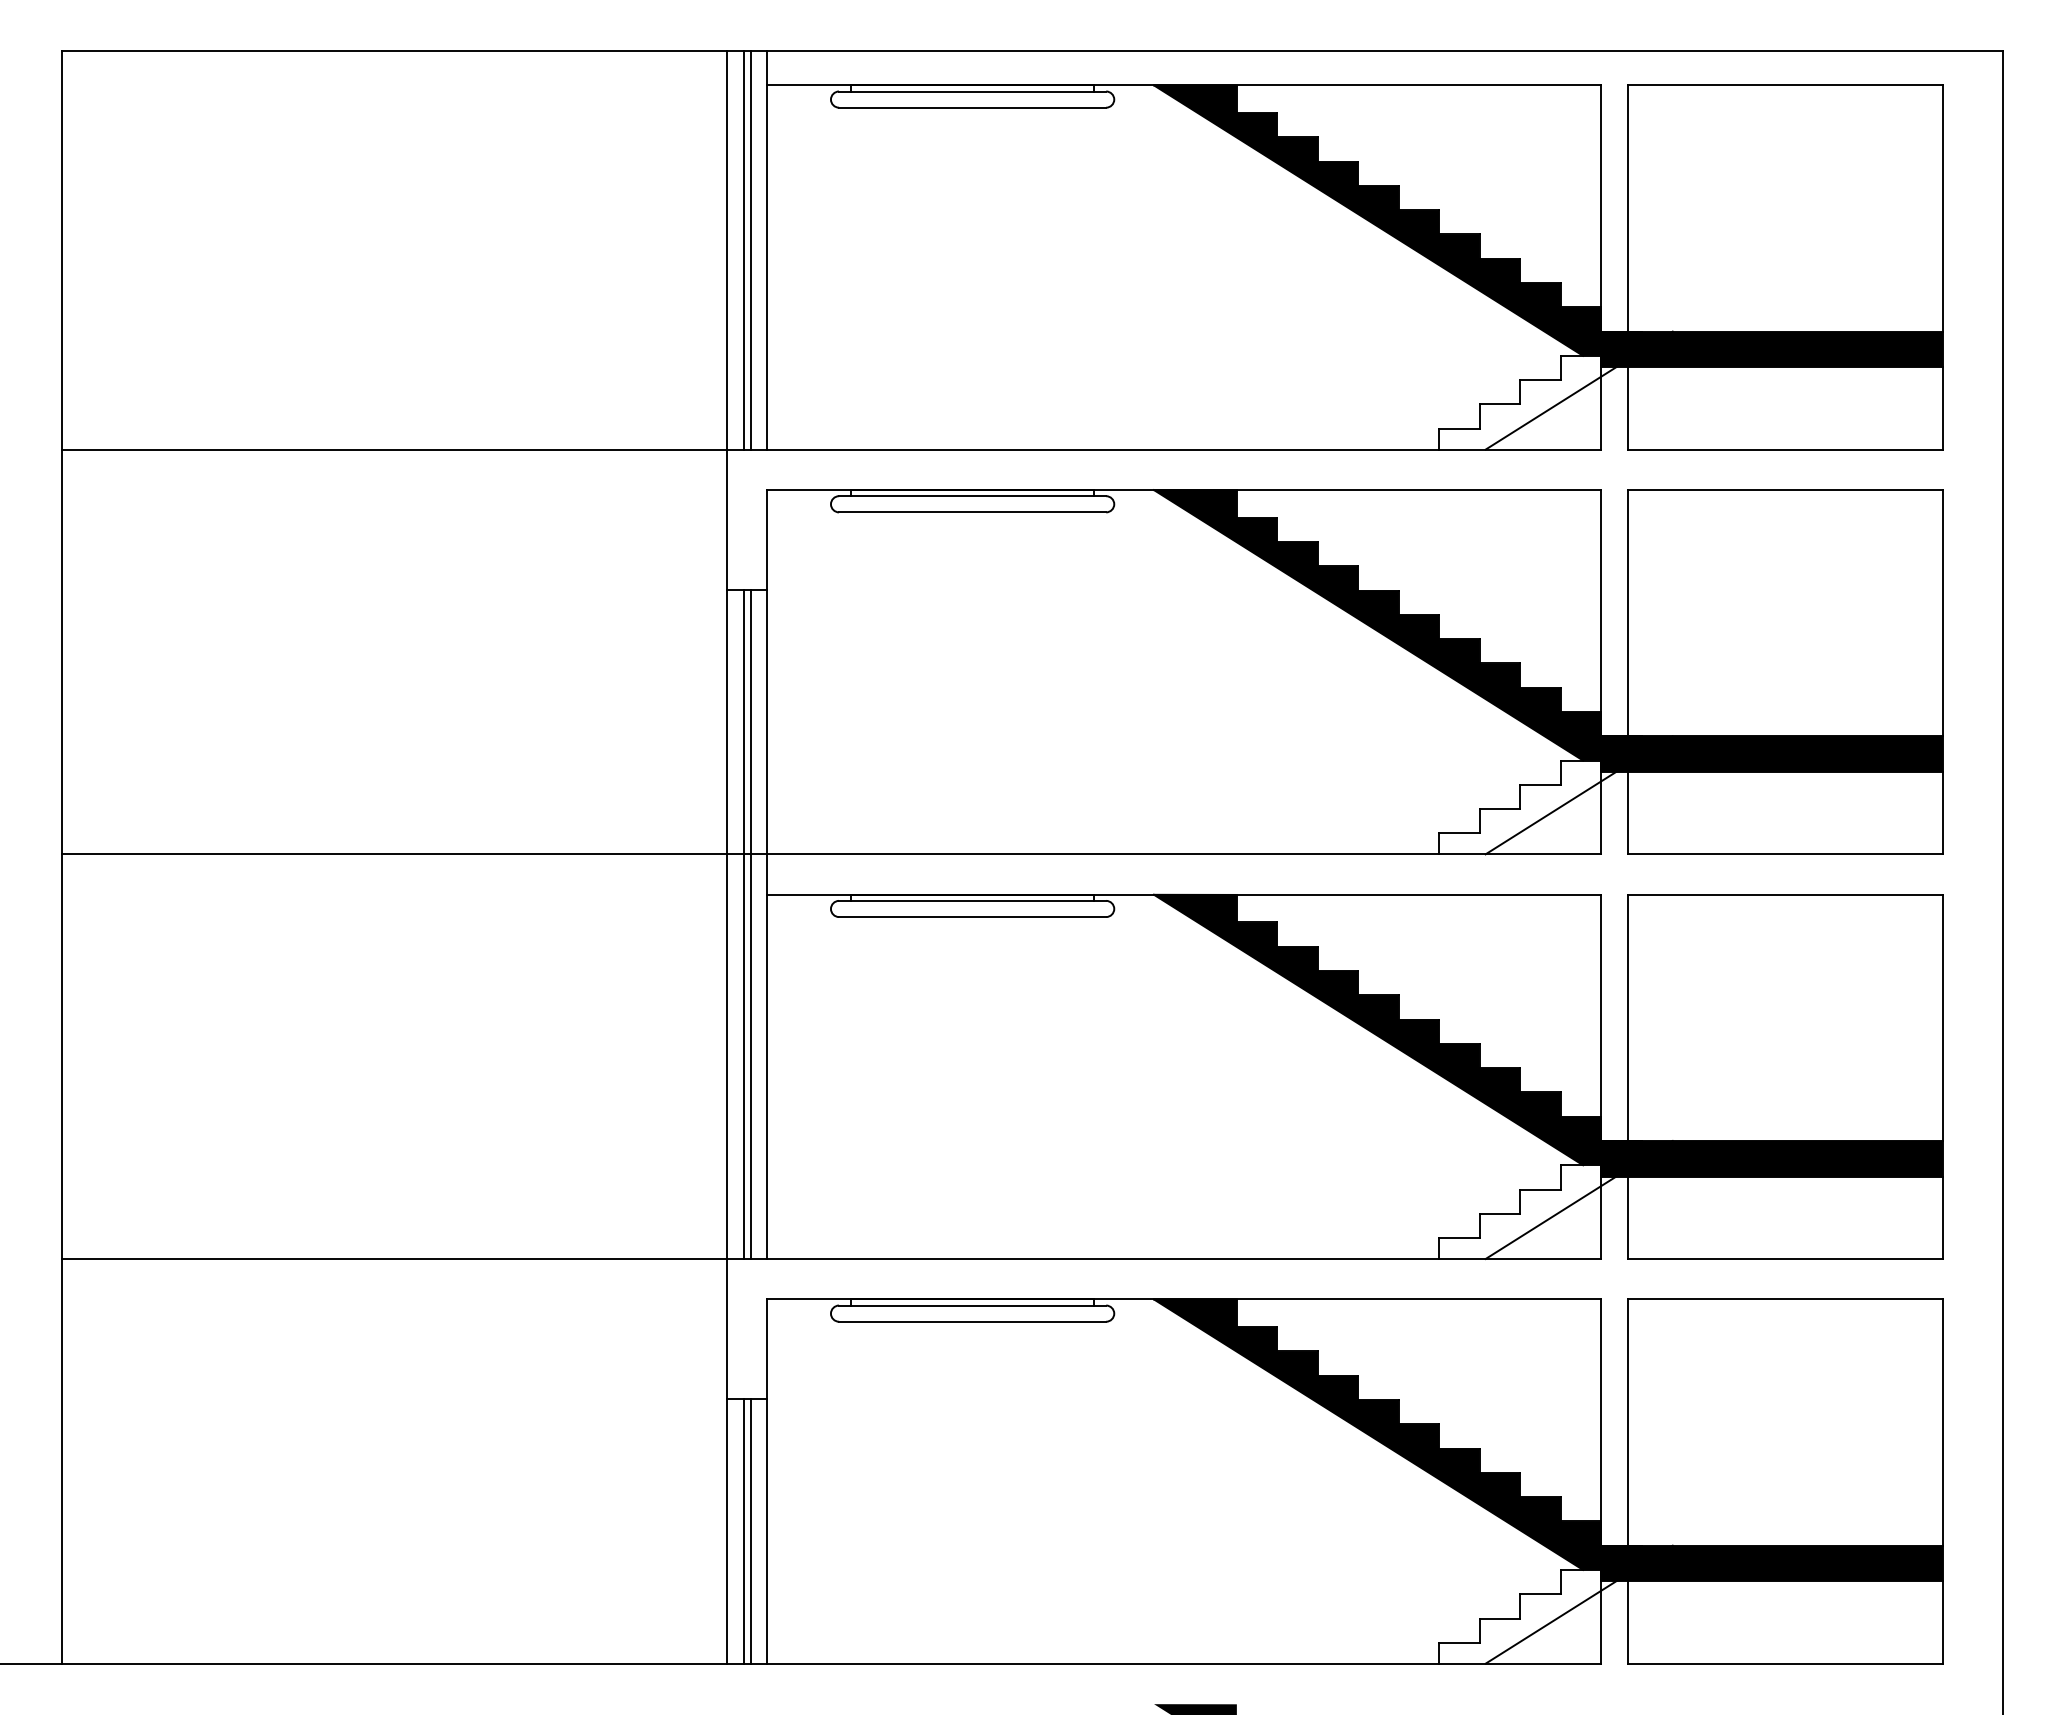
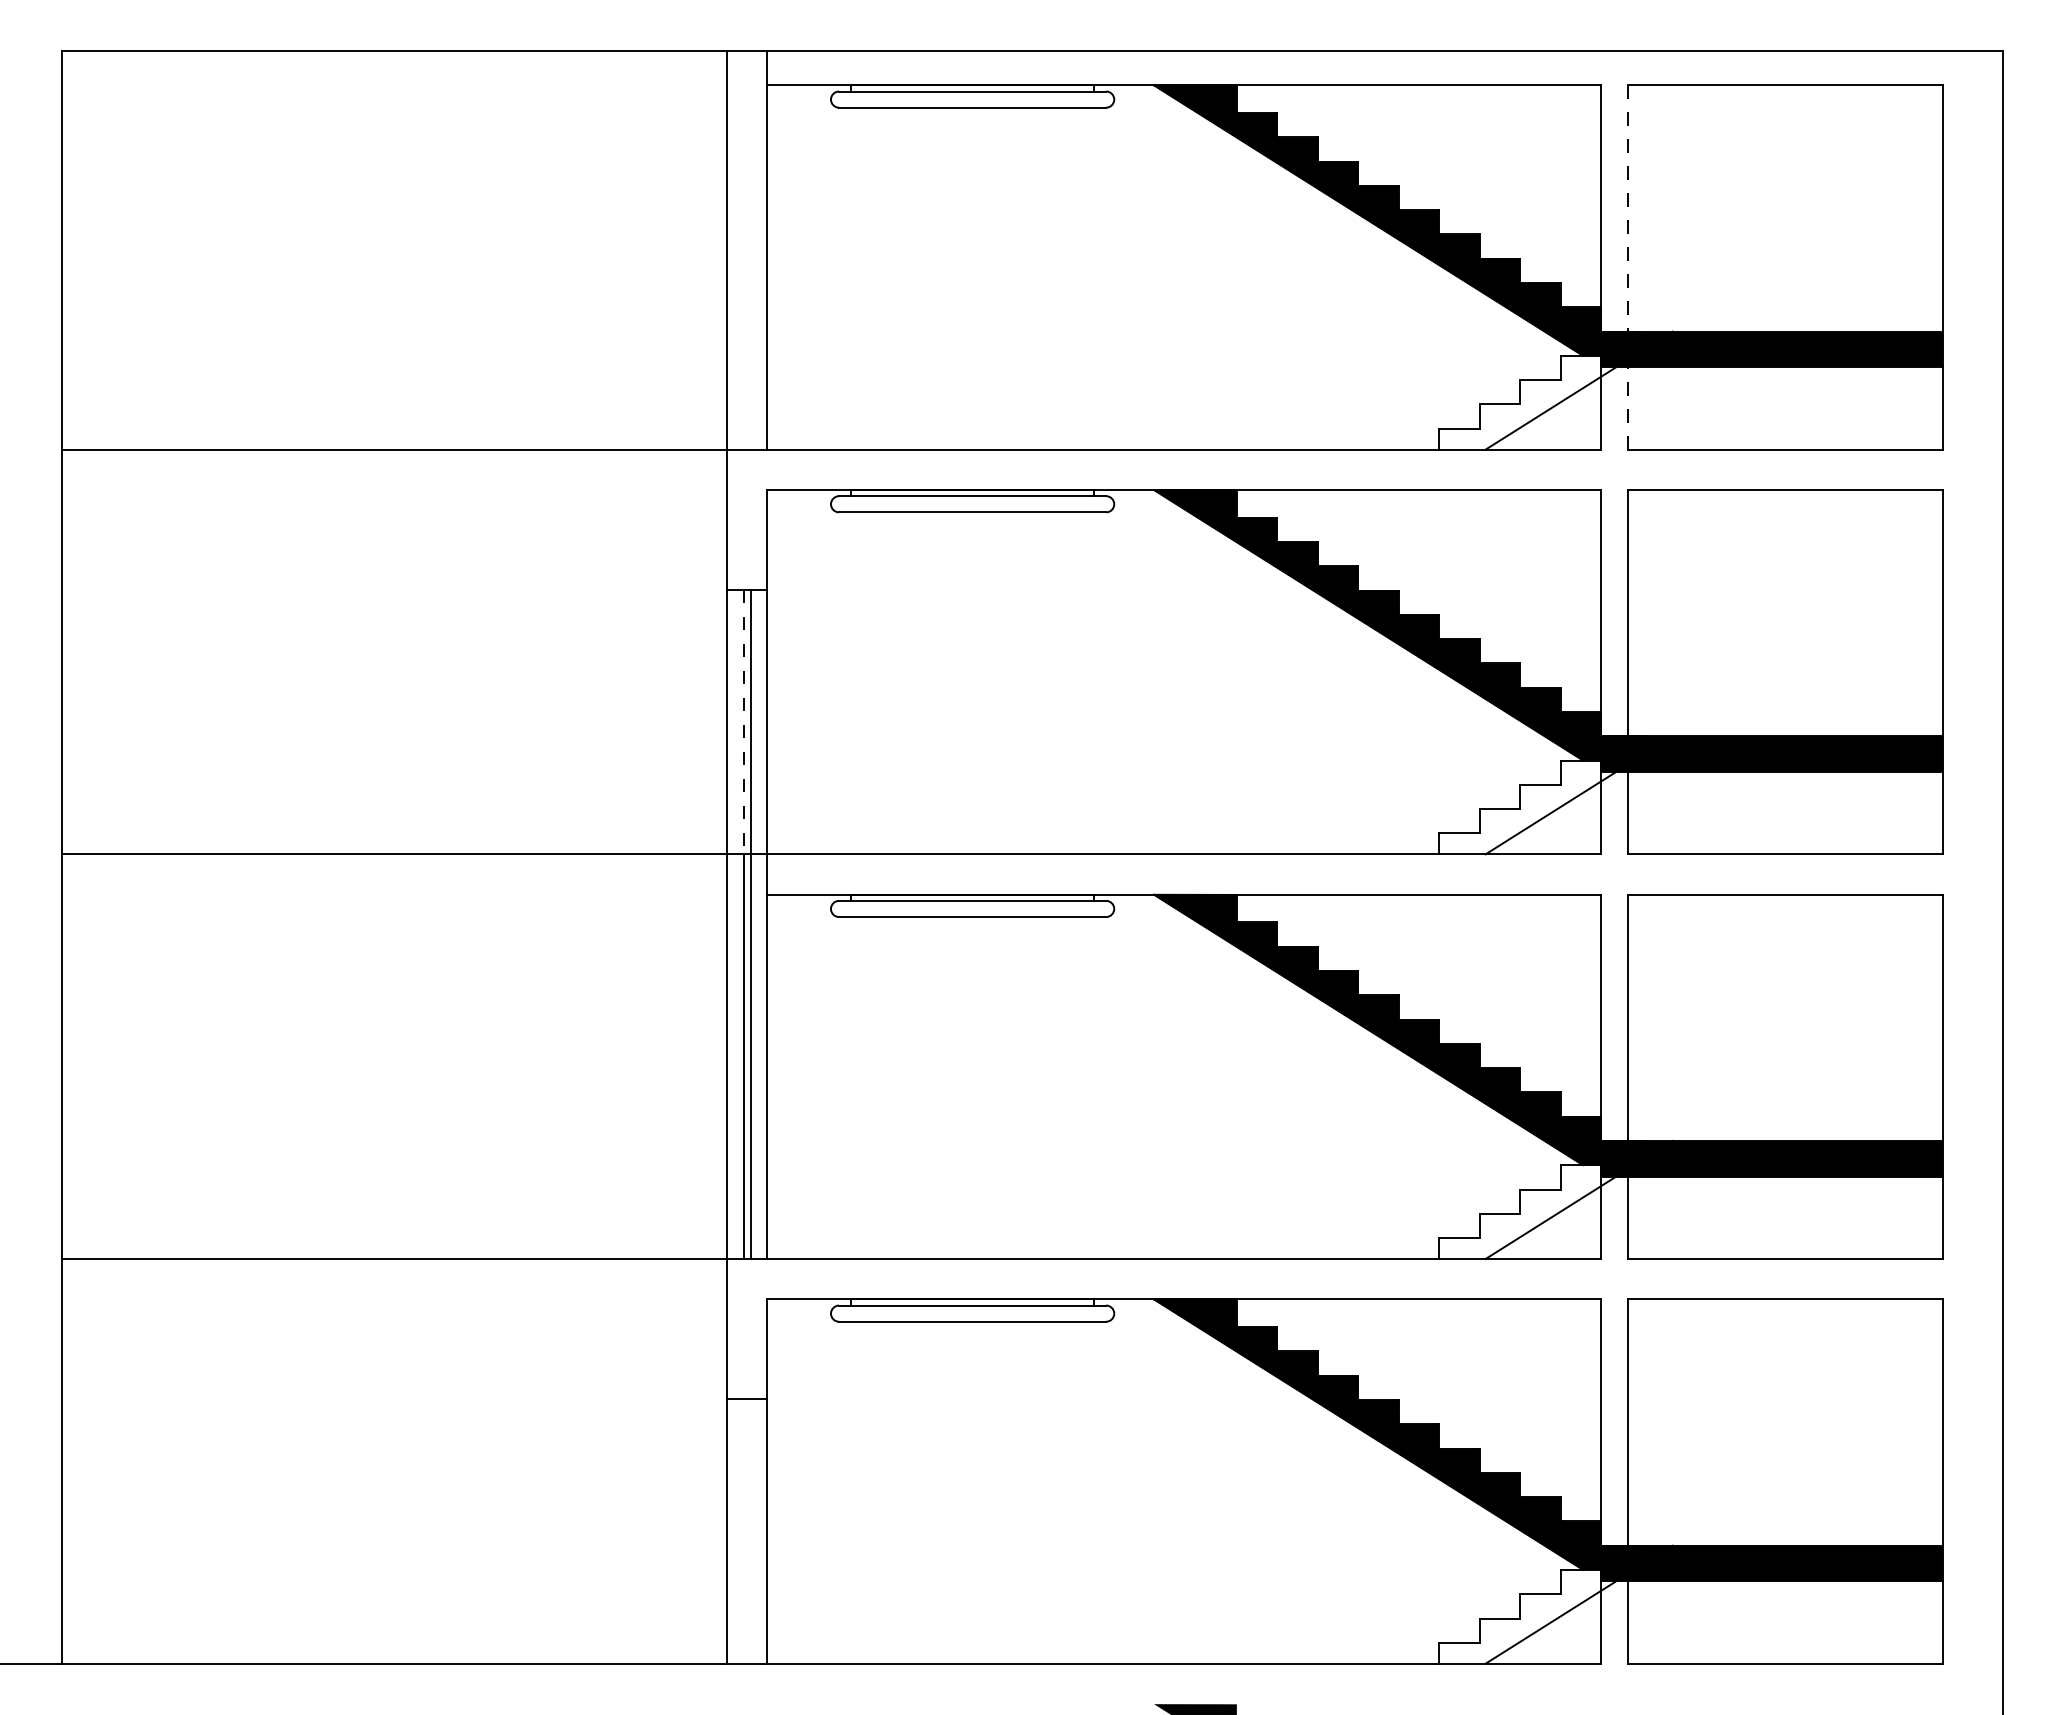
line: present -> none (744, 250)
line: present -> none (750, 250)
line: solid -> dashed (1628, 267)
line: solid -> dashed (744, 722)
line: present -> none (744, 1531)
line: present -> none (750, 1531)
